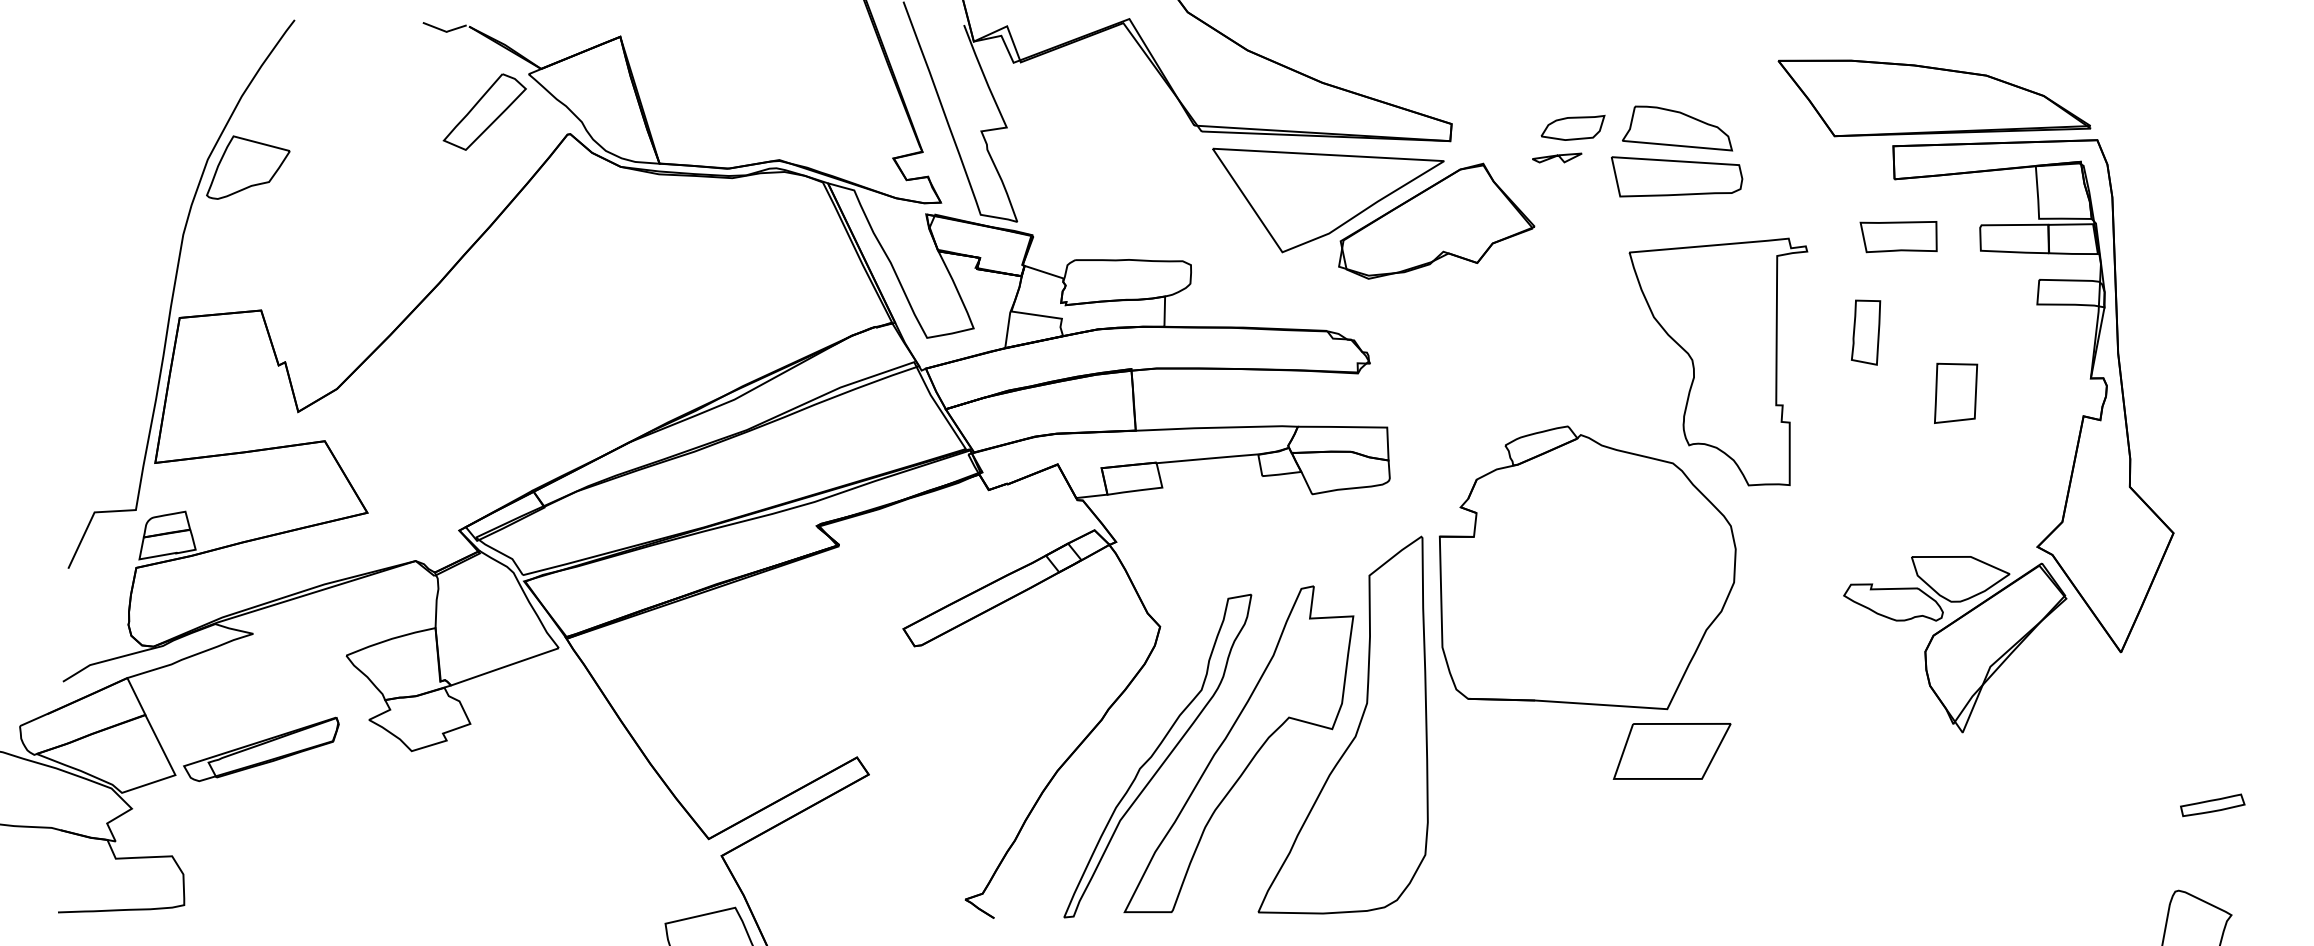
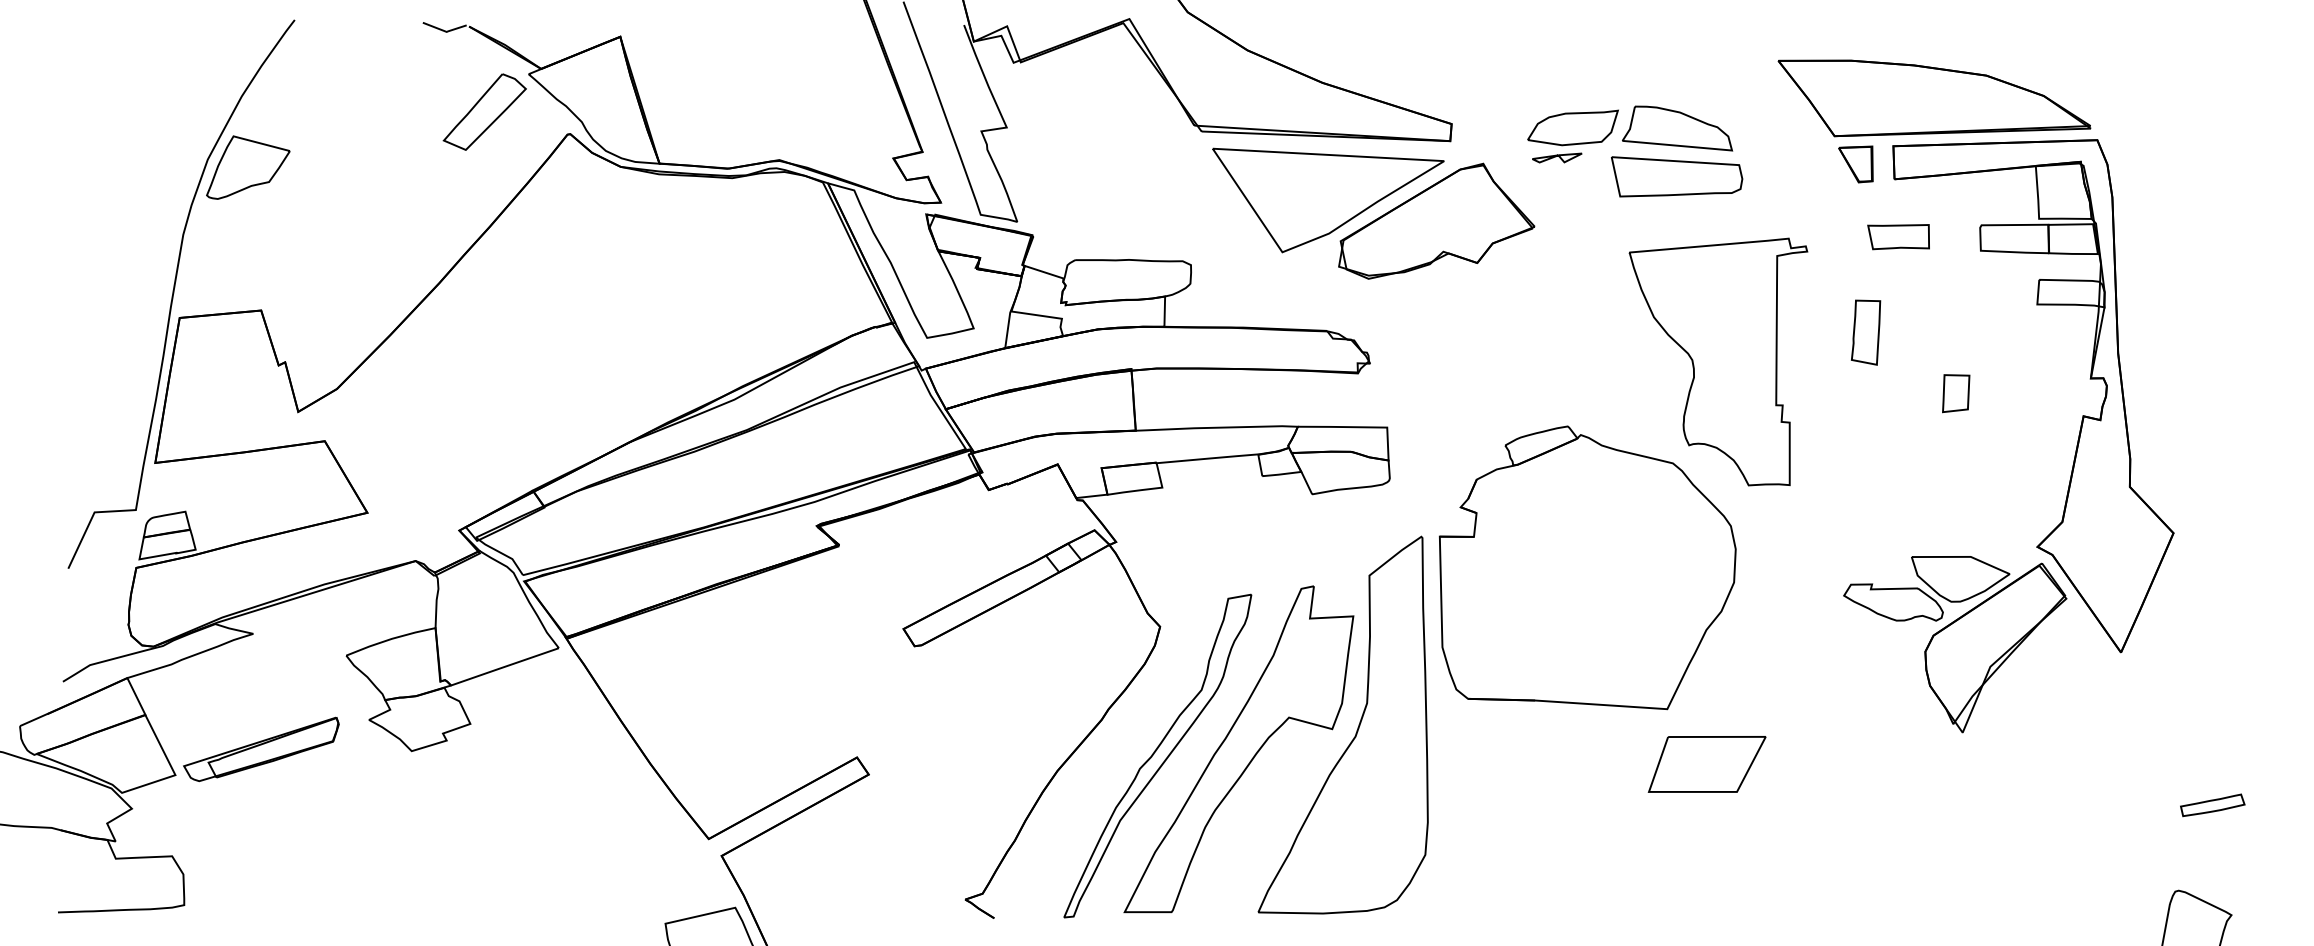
part size: 66x27 px -> 92x38 px (1572, 127)
part: none -> present (1855, 164)
part size: 79x33 px -> 63x27 px (1898, 237)
part size: 45x62 px -> 29x40 px (1956, 393)
part position: (1671, 751) -> (1706, 764) (1706, 764)
